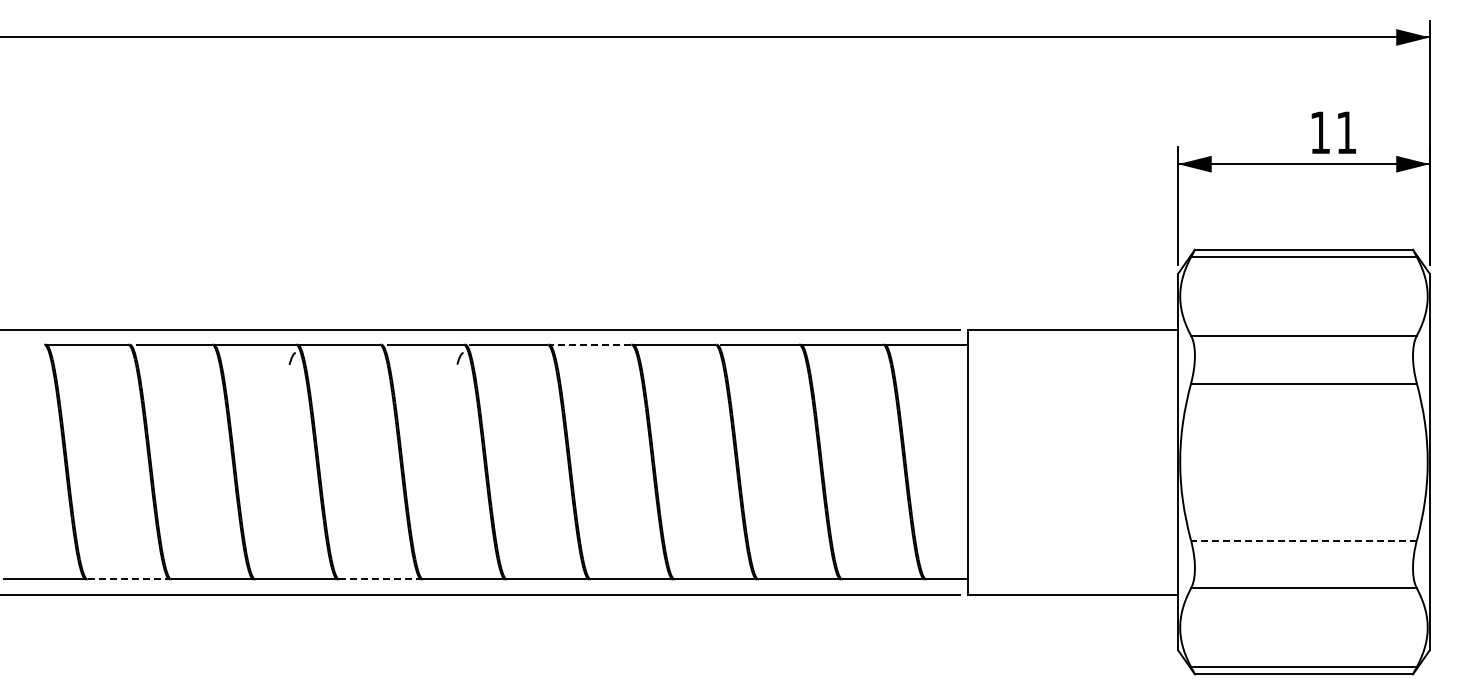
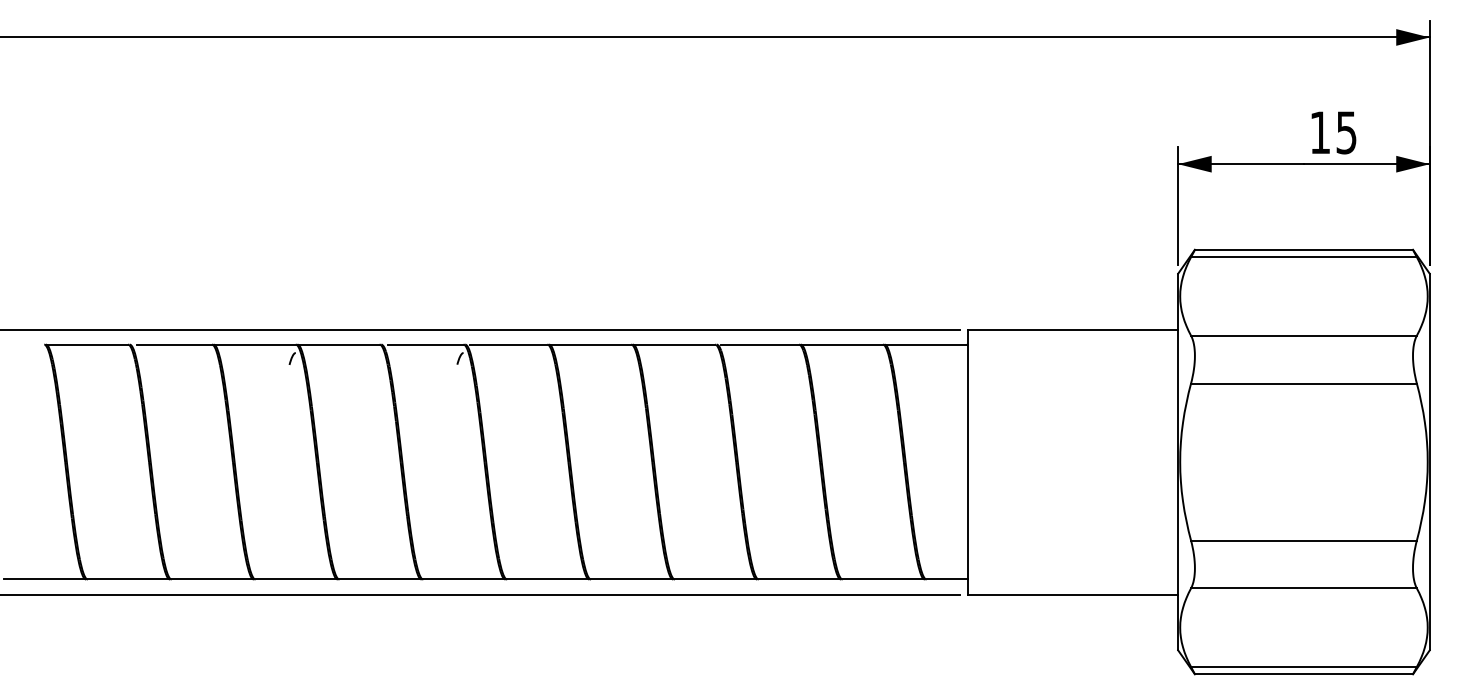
text: 11 -> 15 (1346, 132)
line: dashed -> solid (589, 344)
line: dashed -> solid (1303, 540)
line: dashed -> solid (129, 579)
line: dashed -> solid (381, 579)
